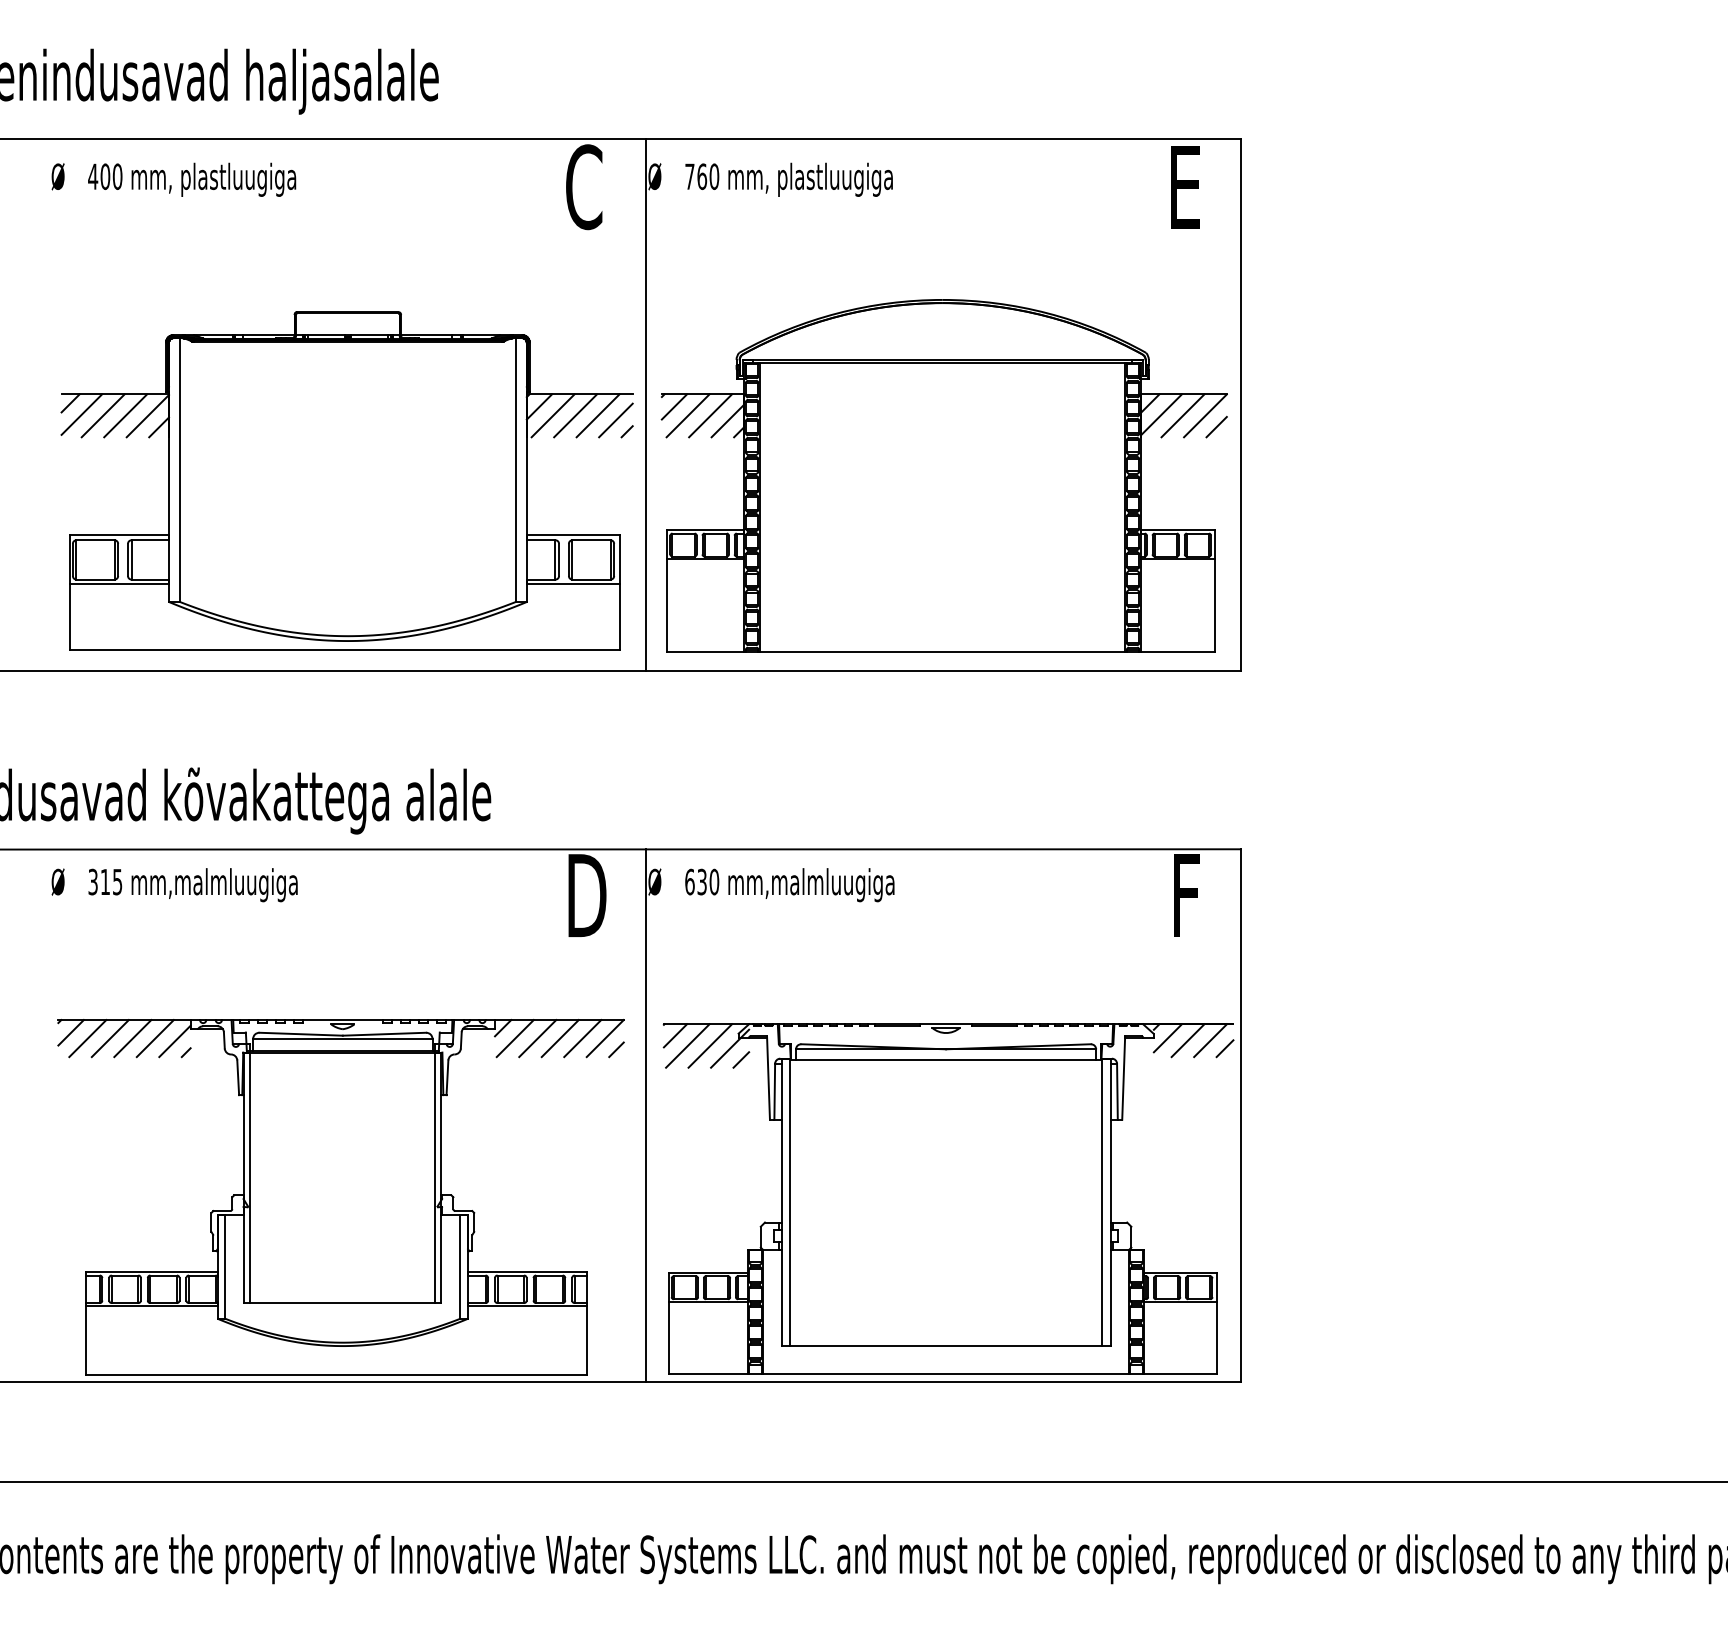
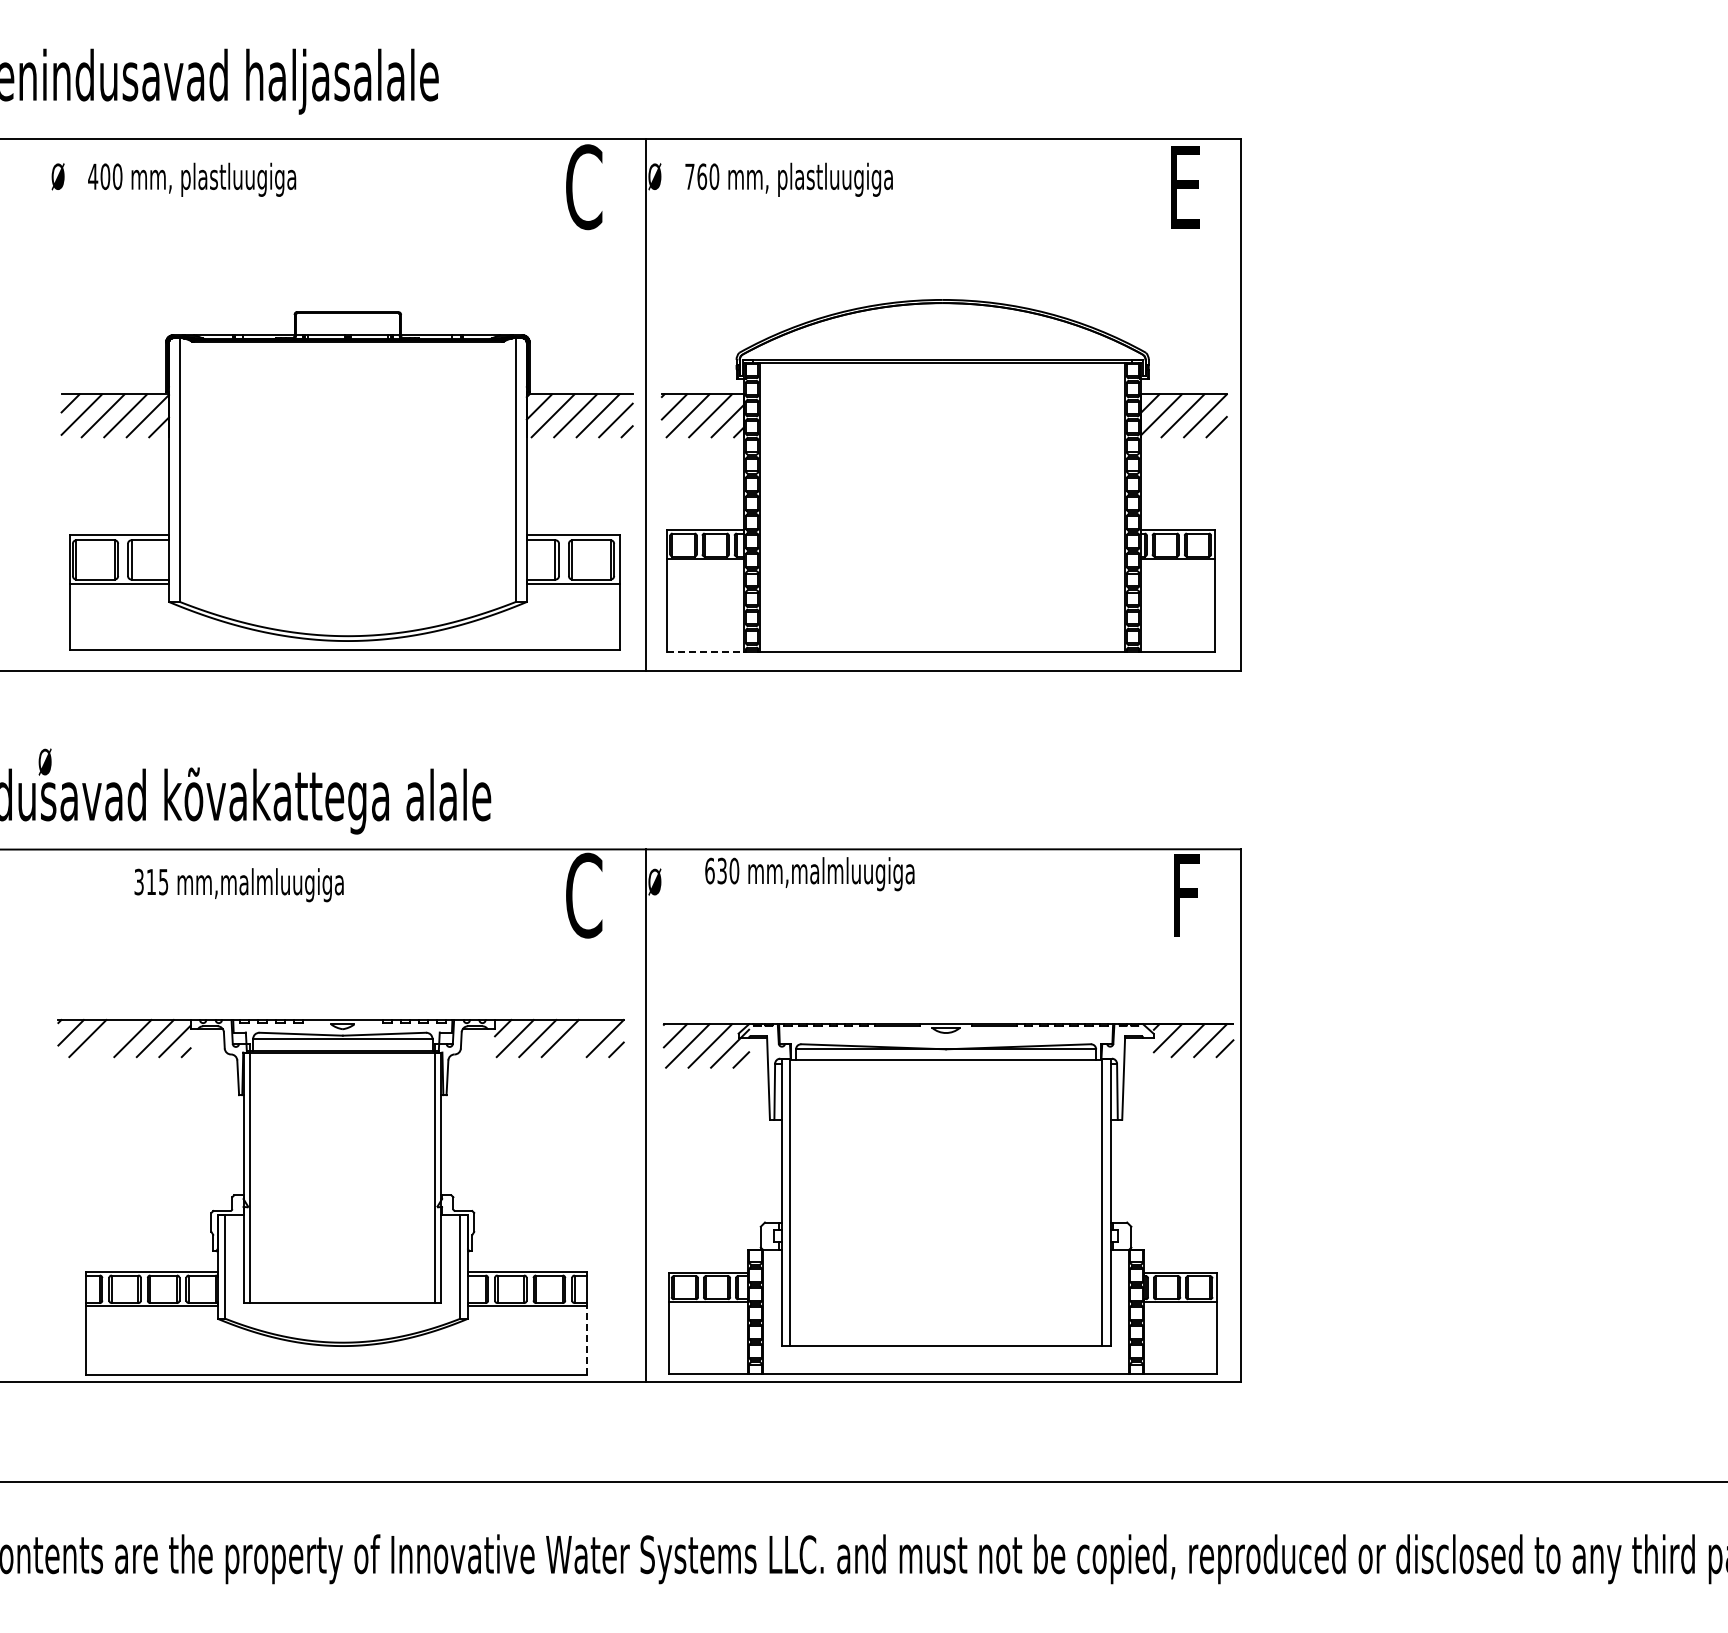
line: solid -> dashed (706, 651)
text position: (57, 881) -> (44, 761) (44, 761)
text position: (192, 885) -> (238, 885) (238, 885)
text position: (789, 885) -> (809, 874) (809, 874)
text: D -> C (586, 895)
line: present -> none (109, 1038)
line: present -> none (582, 1038)
line: solid -> dashed (586, 1340)
